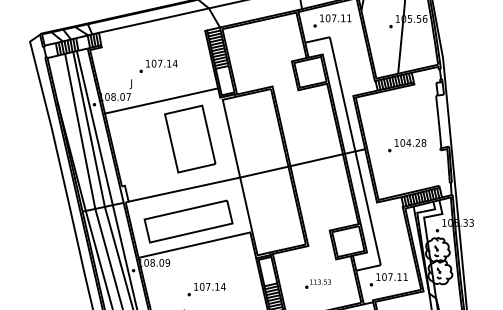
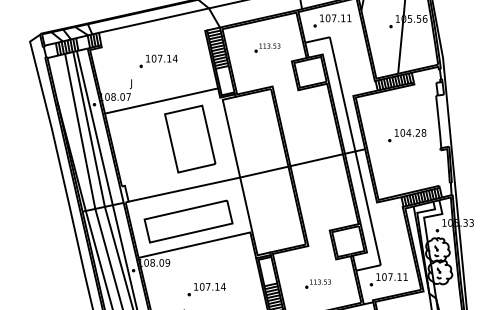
part: none -> present (267, 47)
part position: (158, 65) -> (158, 60) (158, 60)
part position: (407, 145) -> (407, 135) (407, 135)
